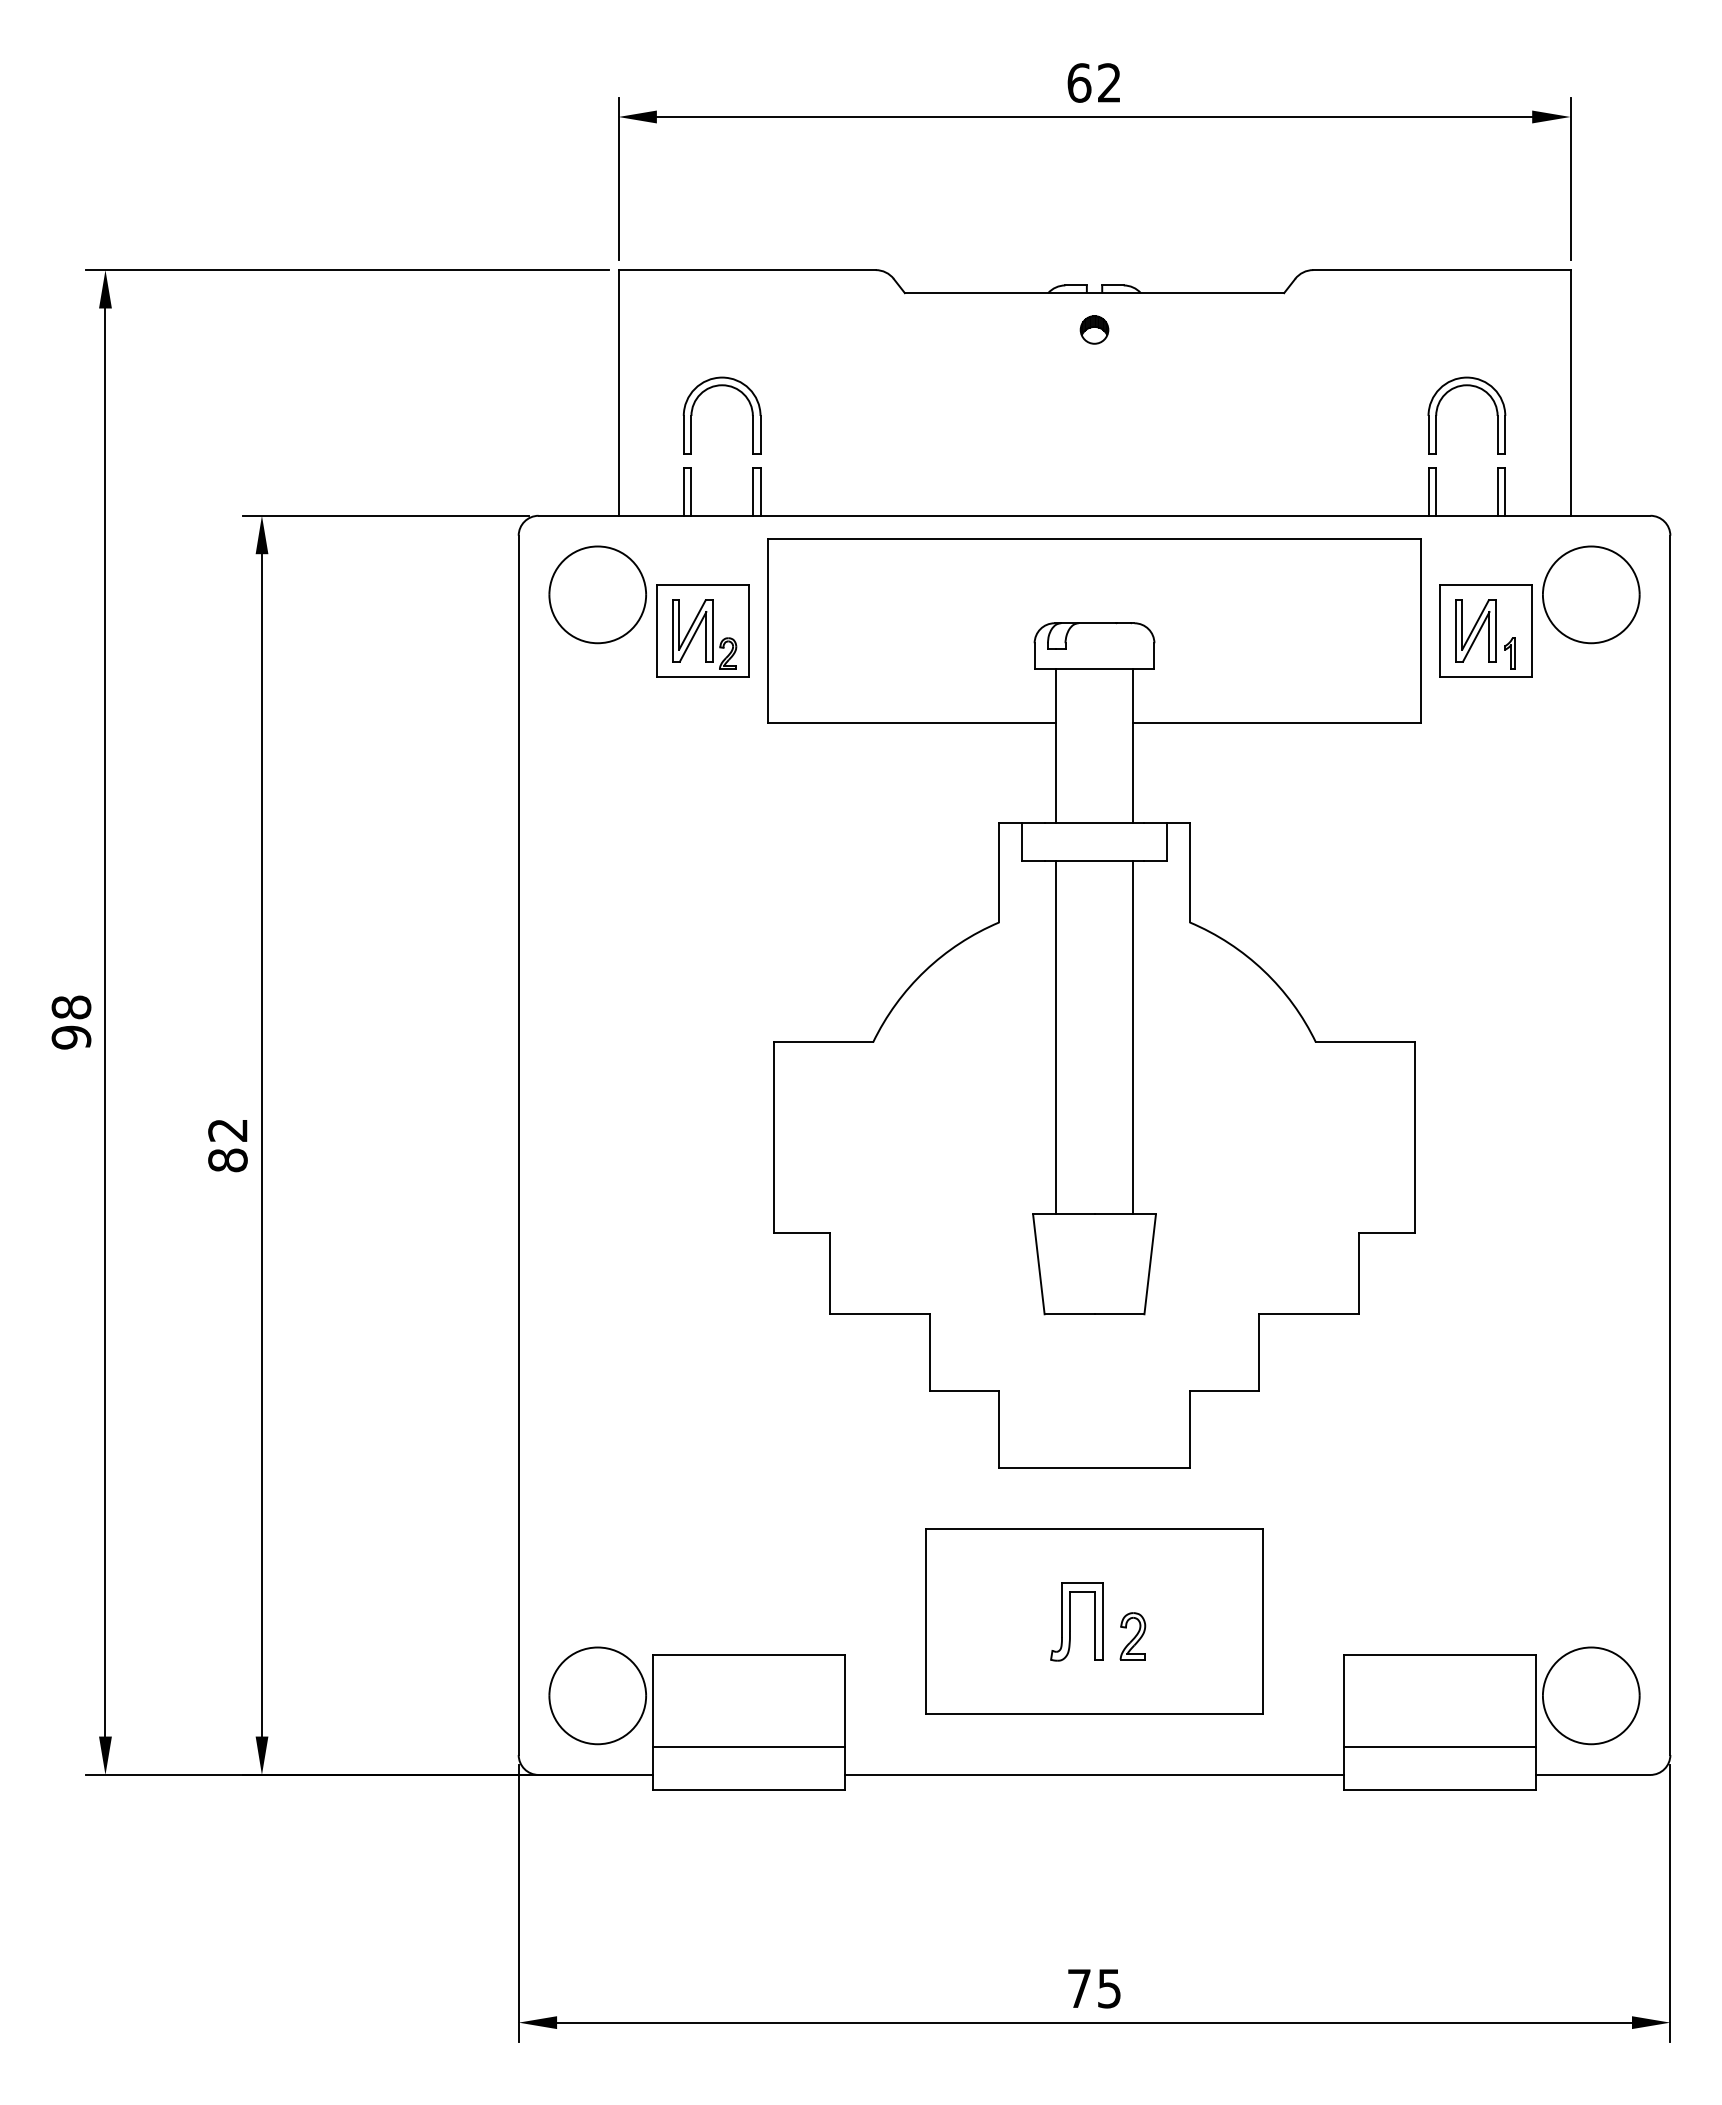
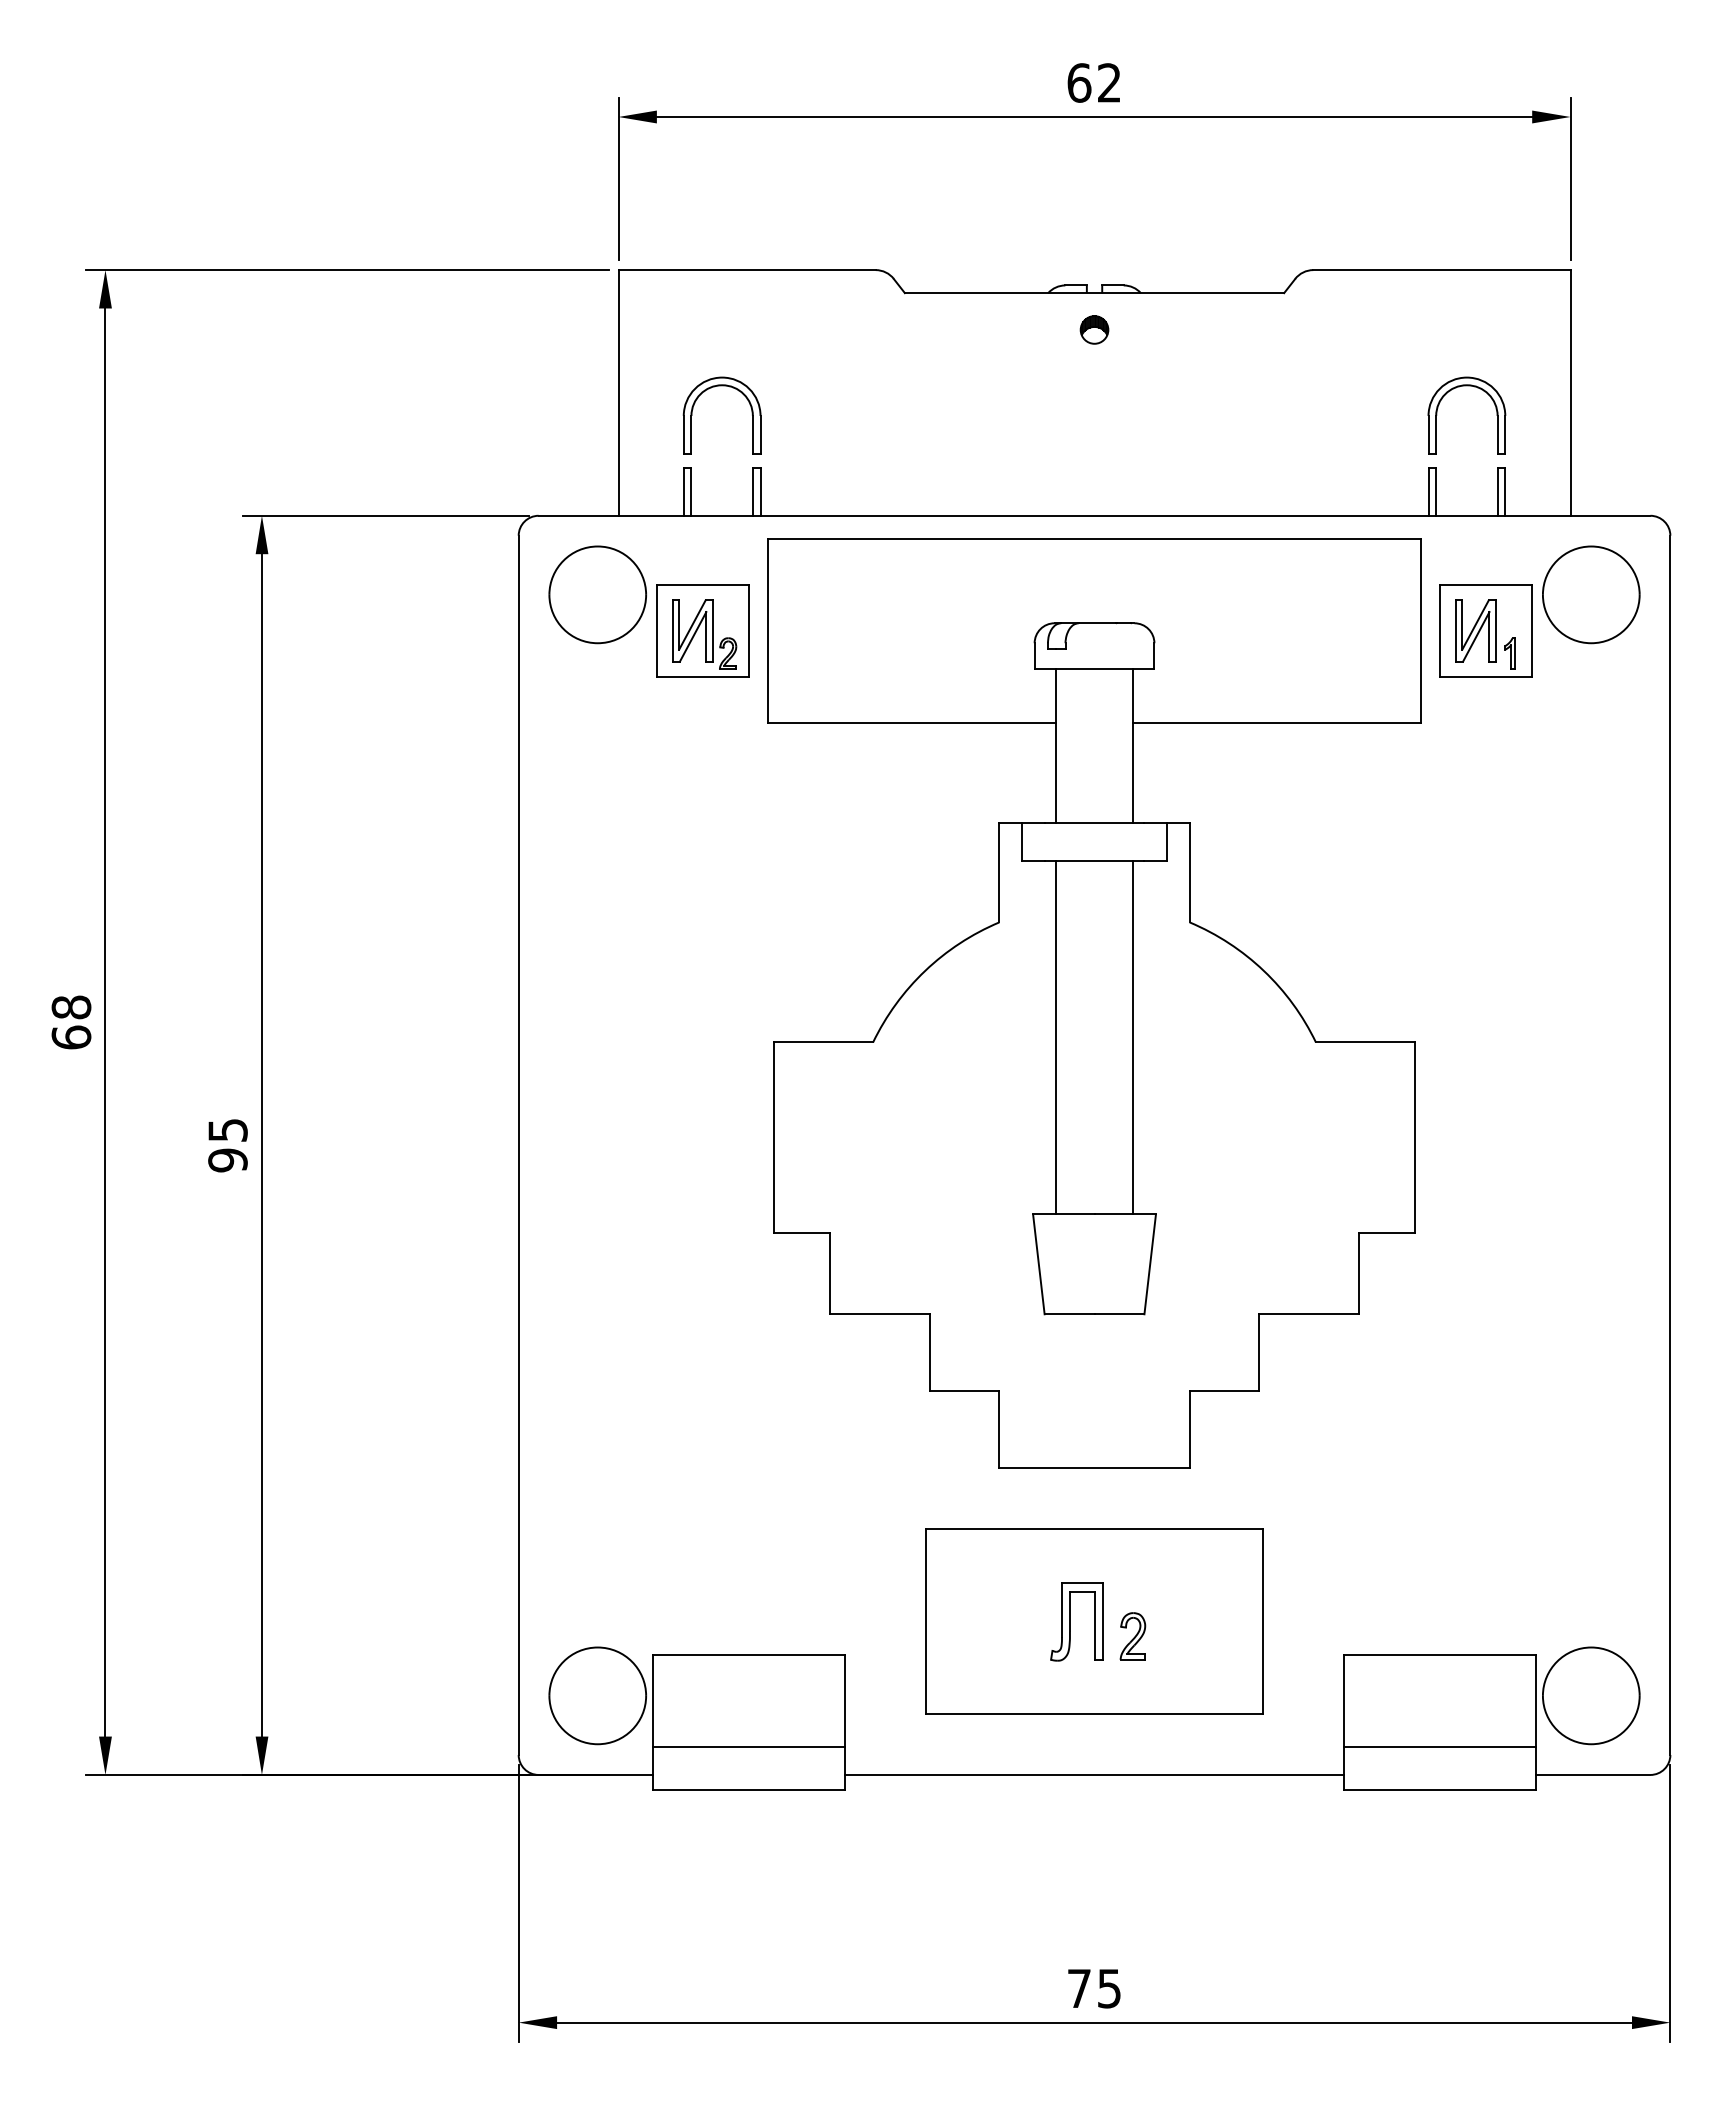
text: 98 -> 68 (71, 1037)
text: 82 -> 95 (227, 1145)
